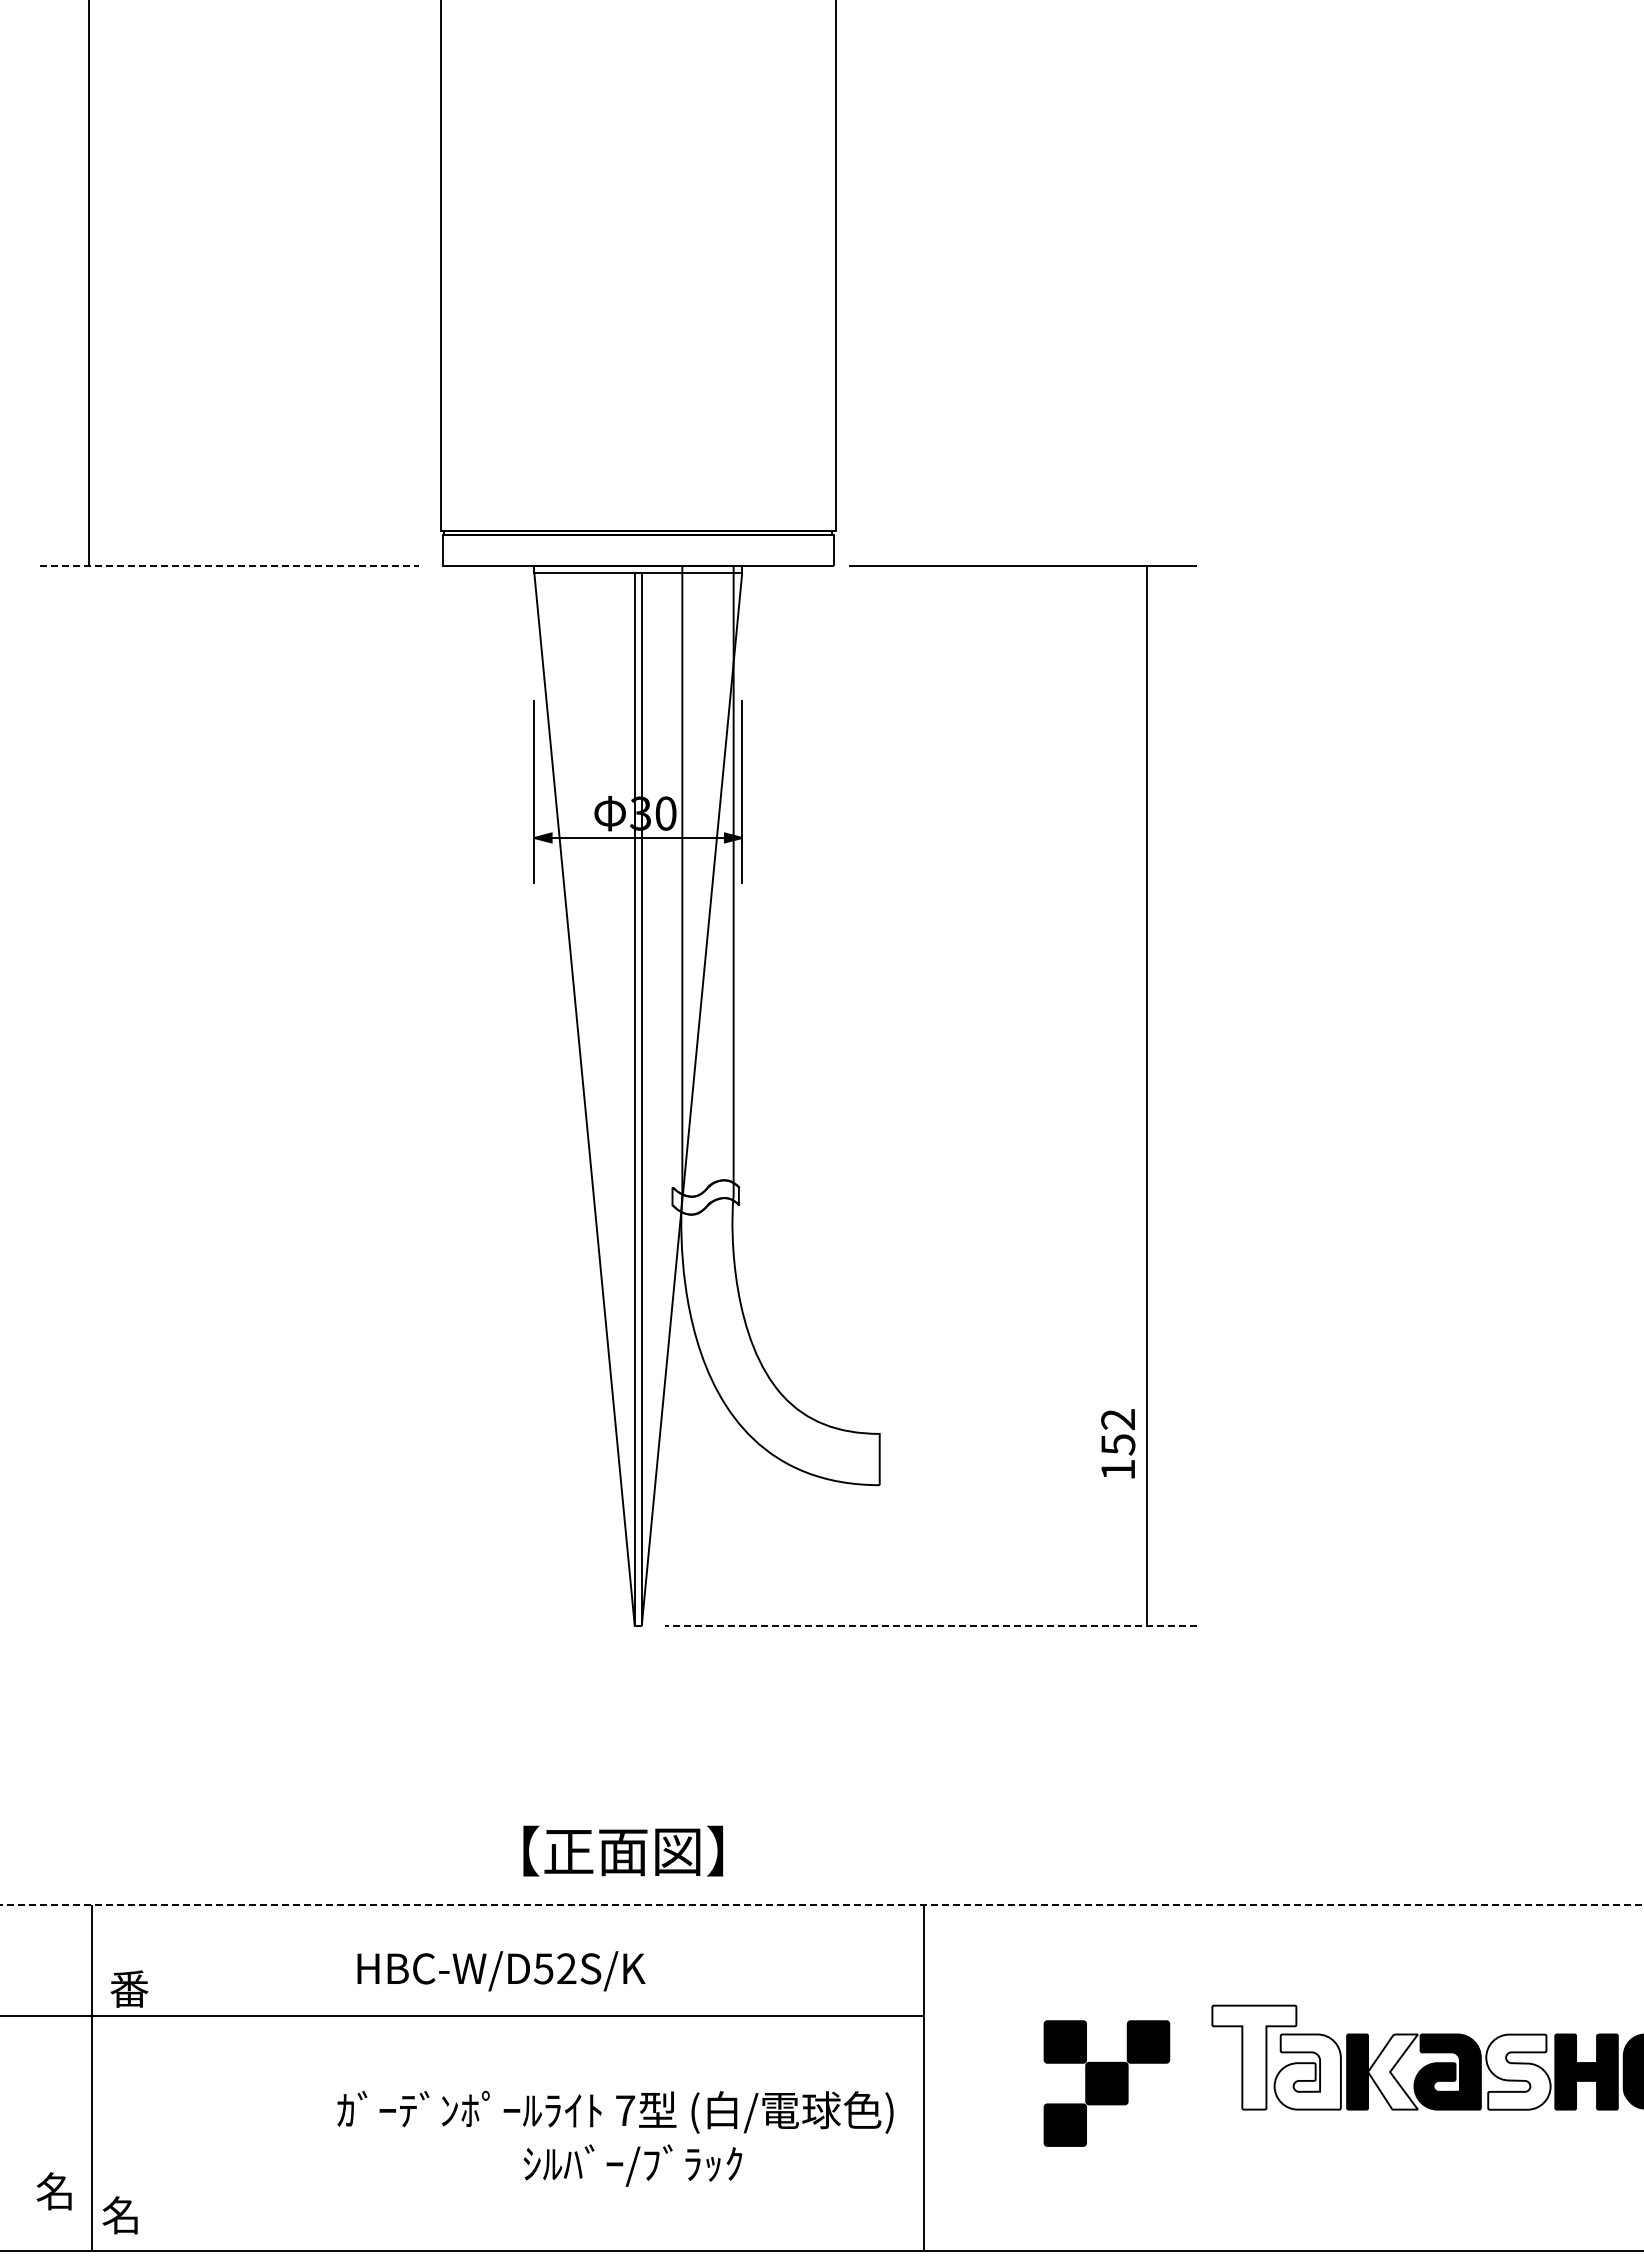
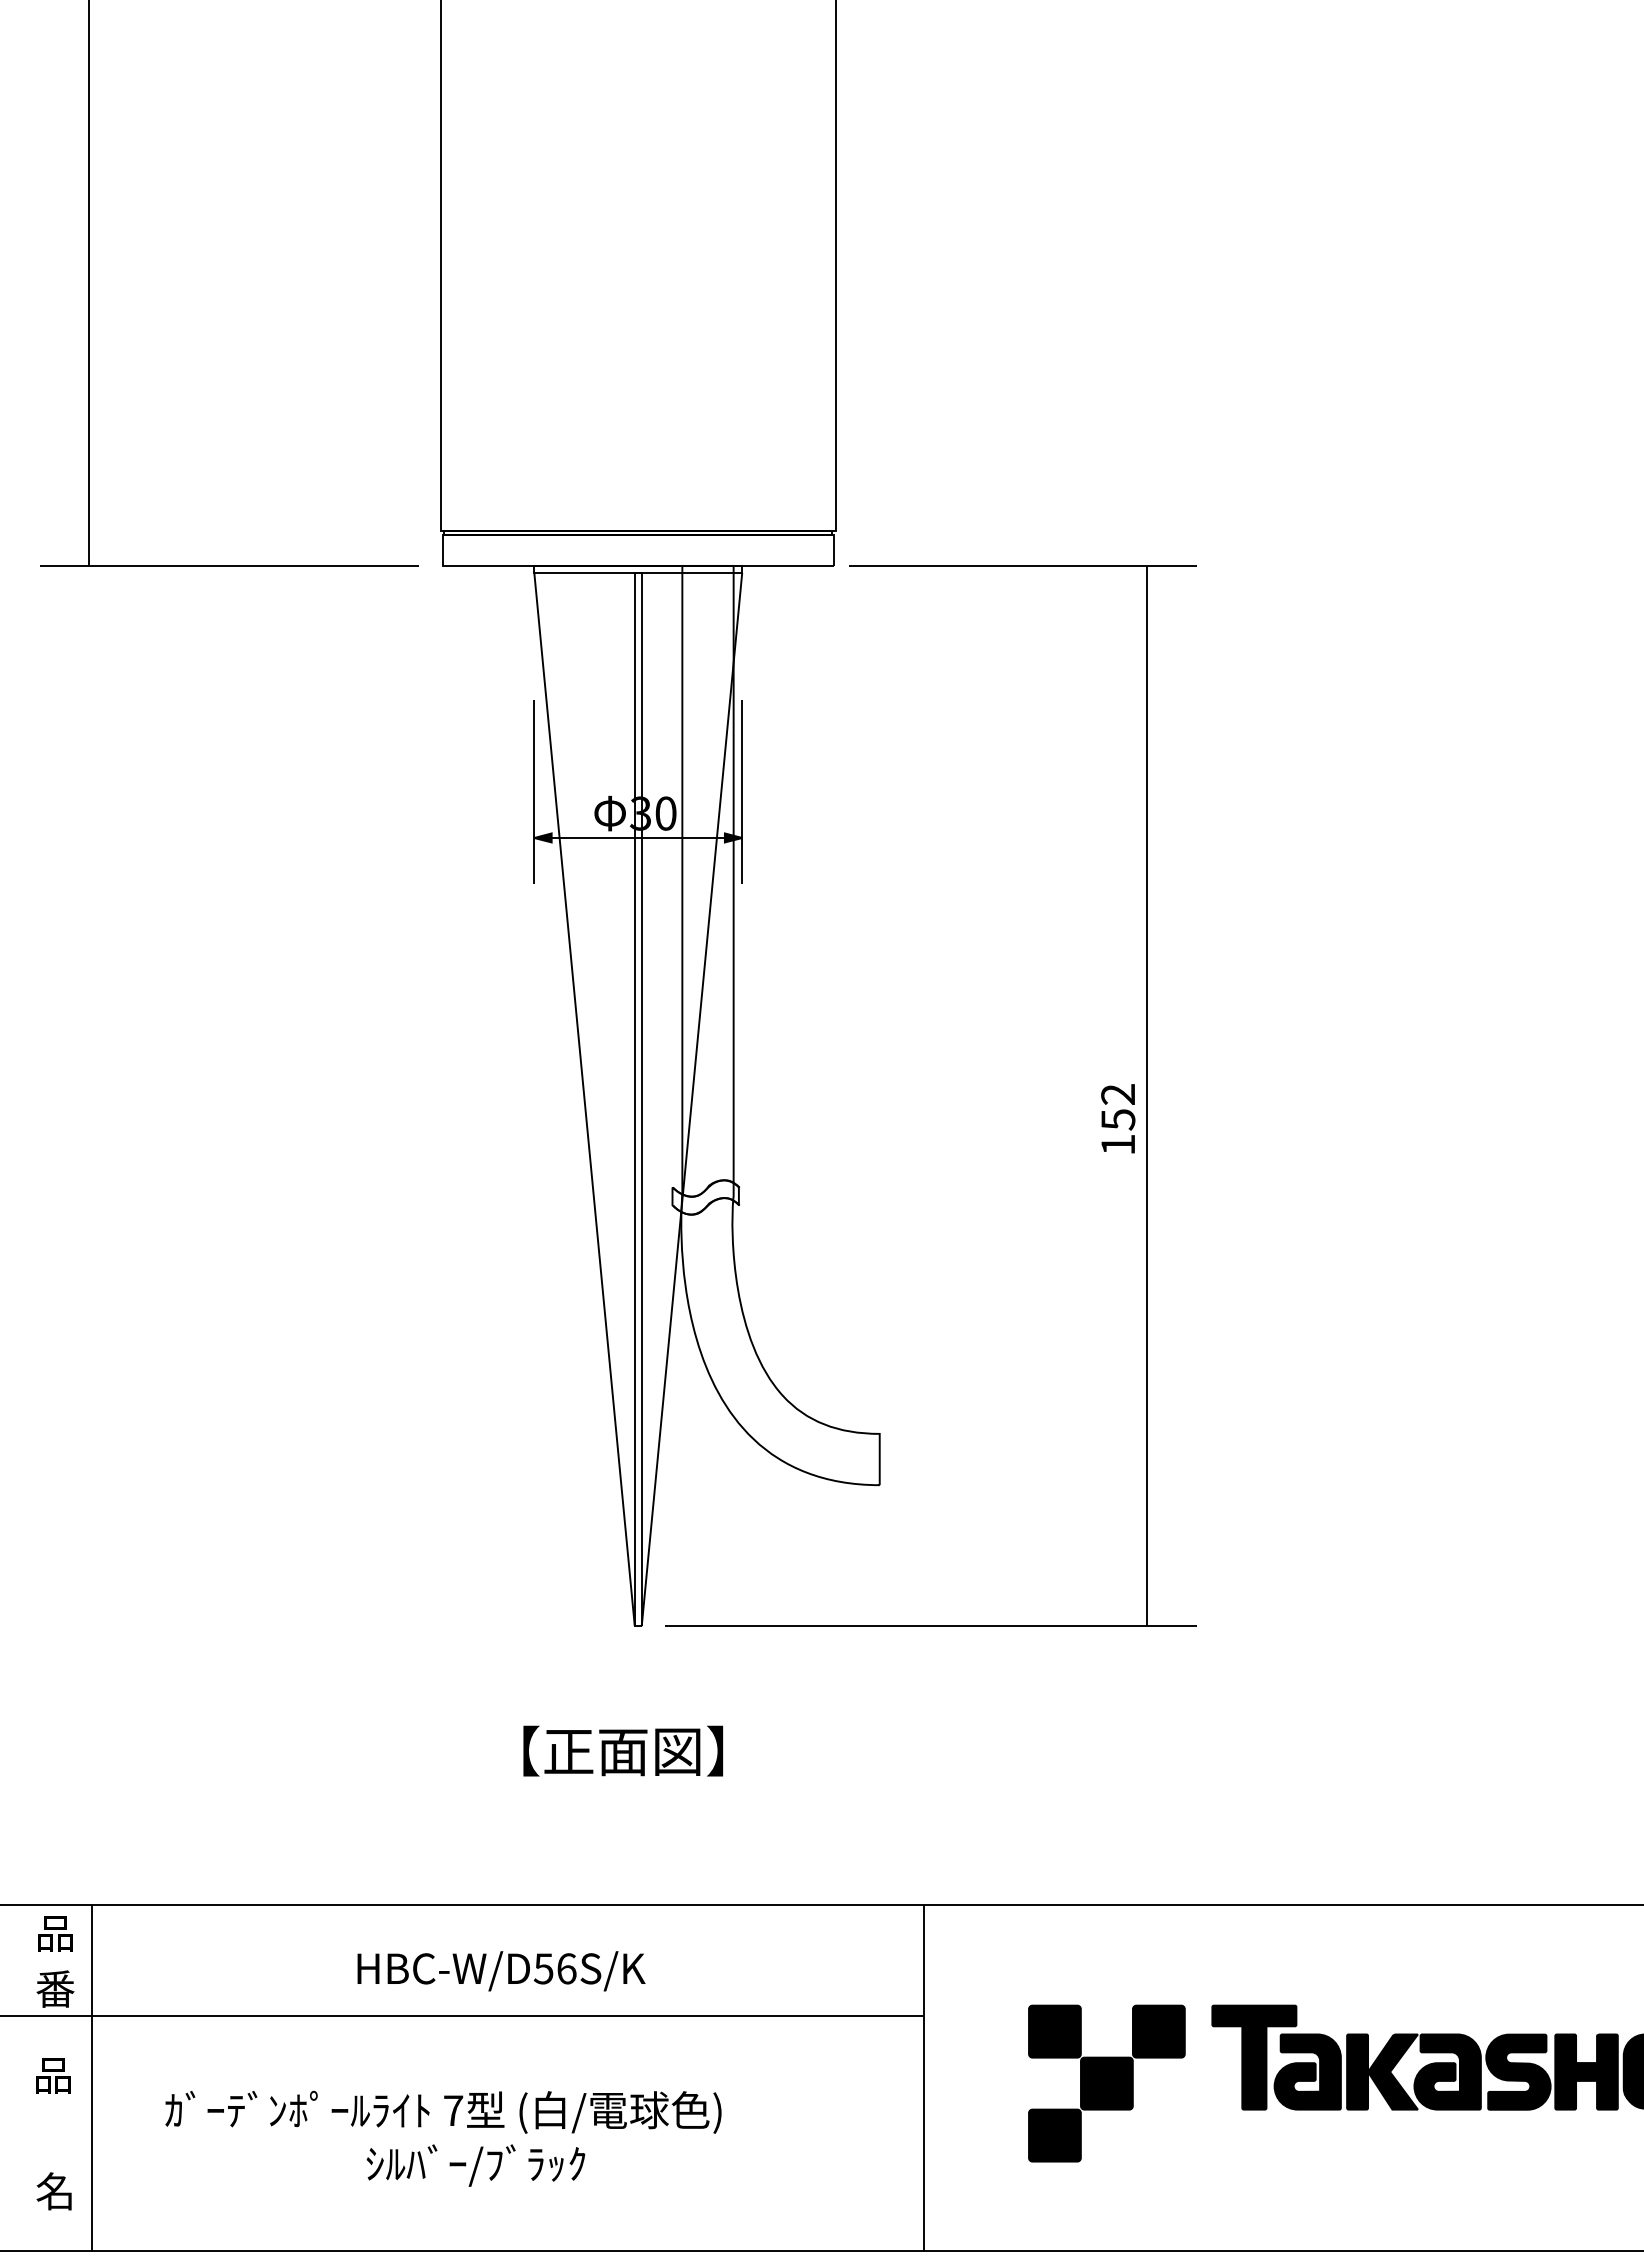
line: dashed -> solid (229, 565)
part position: (1118, 1443) -> (1118, 1118) (1118, 1118)
line: dashed -> solid (930, 1626)
text position: (623, 1850) -> (623, 1750) (623, 1750)
line: dashed -> solid (821, 1905)
part: none -> present (55, 1933)
text: HBC-W/D52S/K -> HBC-W/D56S/K (566, 1968)
part position: (129, 1988) -> (55, 1988) (55, 1988)
fill: none -> present (1254, 2057)
fill: none -> present (1307, 2071)
fill: none -> present (1392, 2071)
fill: none -> present (1518, 2071)
part: none -> present (53, 2075)
part size: 128x127 px -> 158x159 px (1106, 2083)
text position: (615, 2111) -> (443, 2111) (443, 2111)
text position: (632, 2165) -> (475, 2165) (475, 2165)
part: present -> none (119, 2215)
